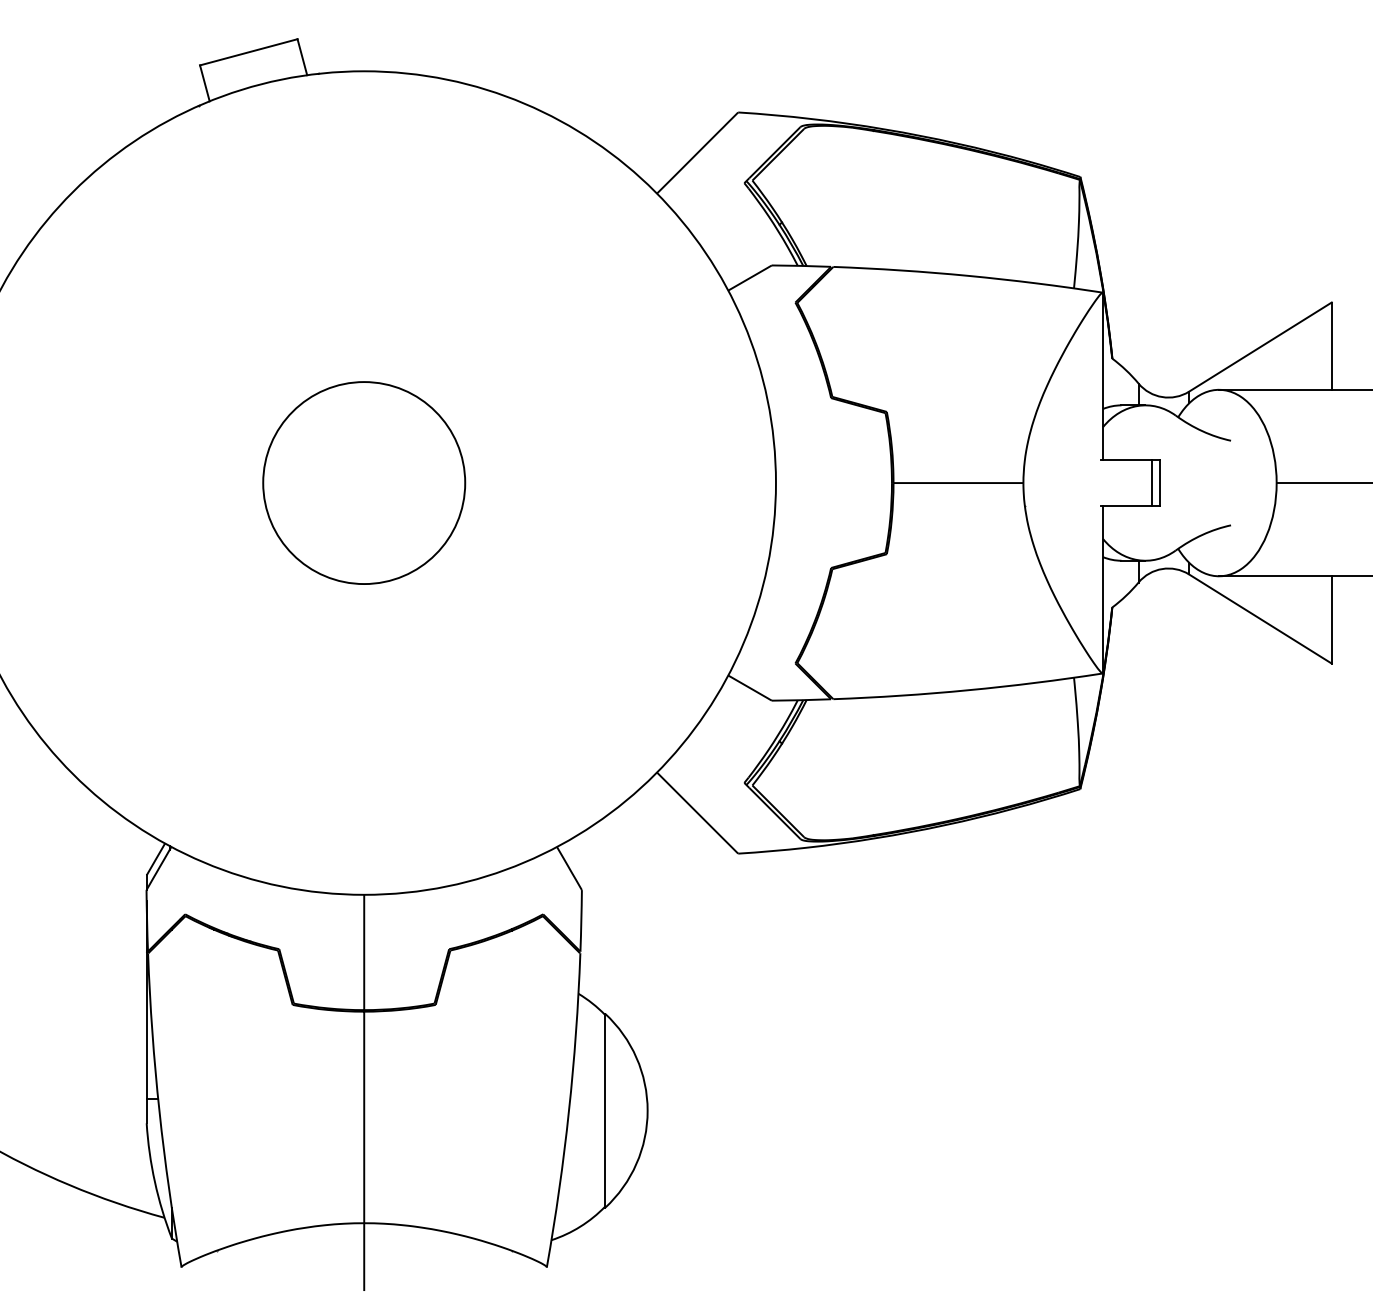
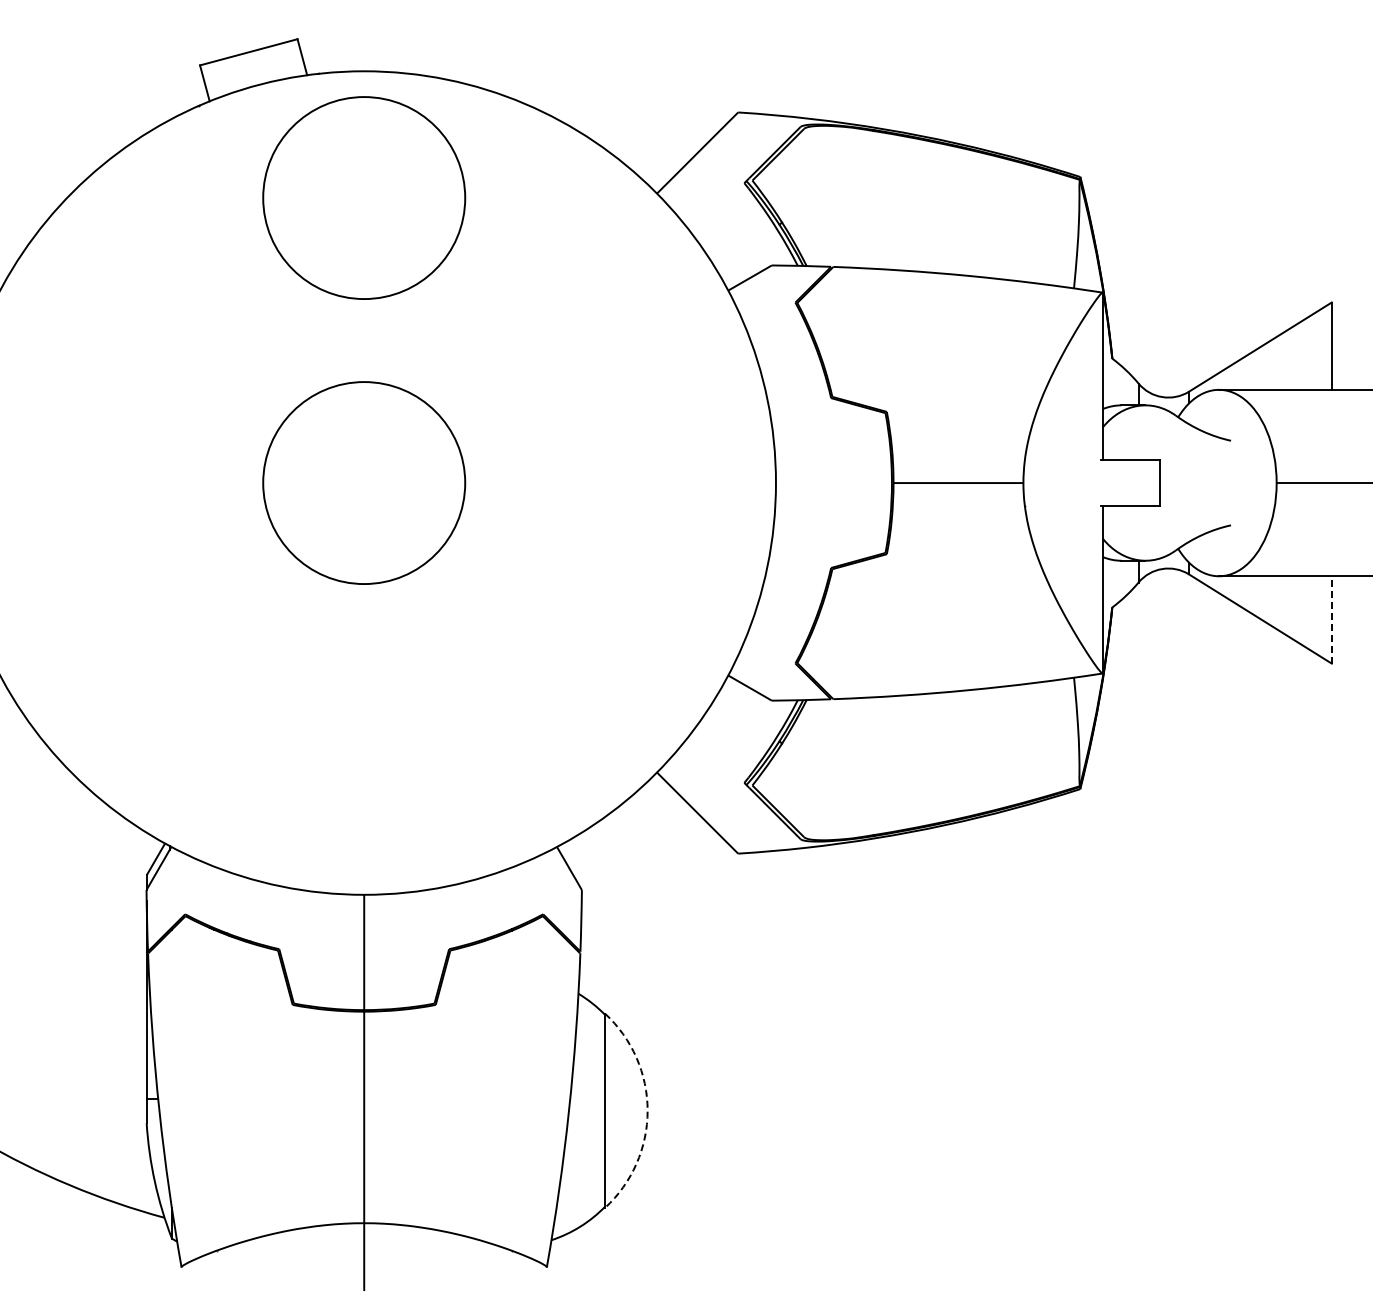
circle: none -> present (364, 197)
line: present -> none (1151, 482)
line: solid -> dashed (1331, 619)
arc: solid -> dashed (647, 1110)
